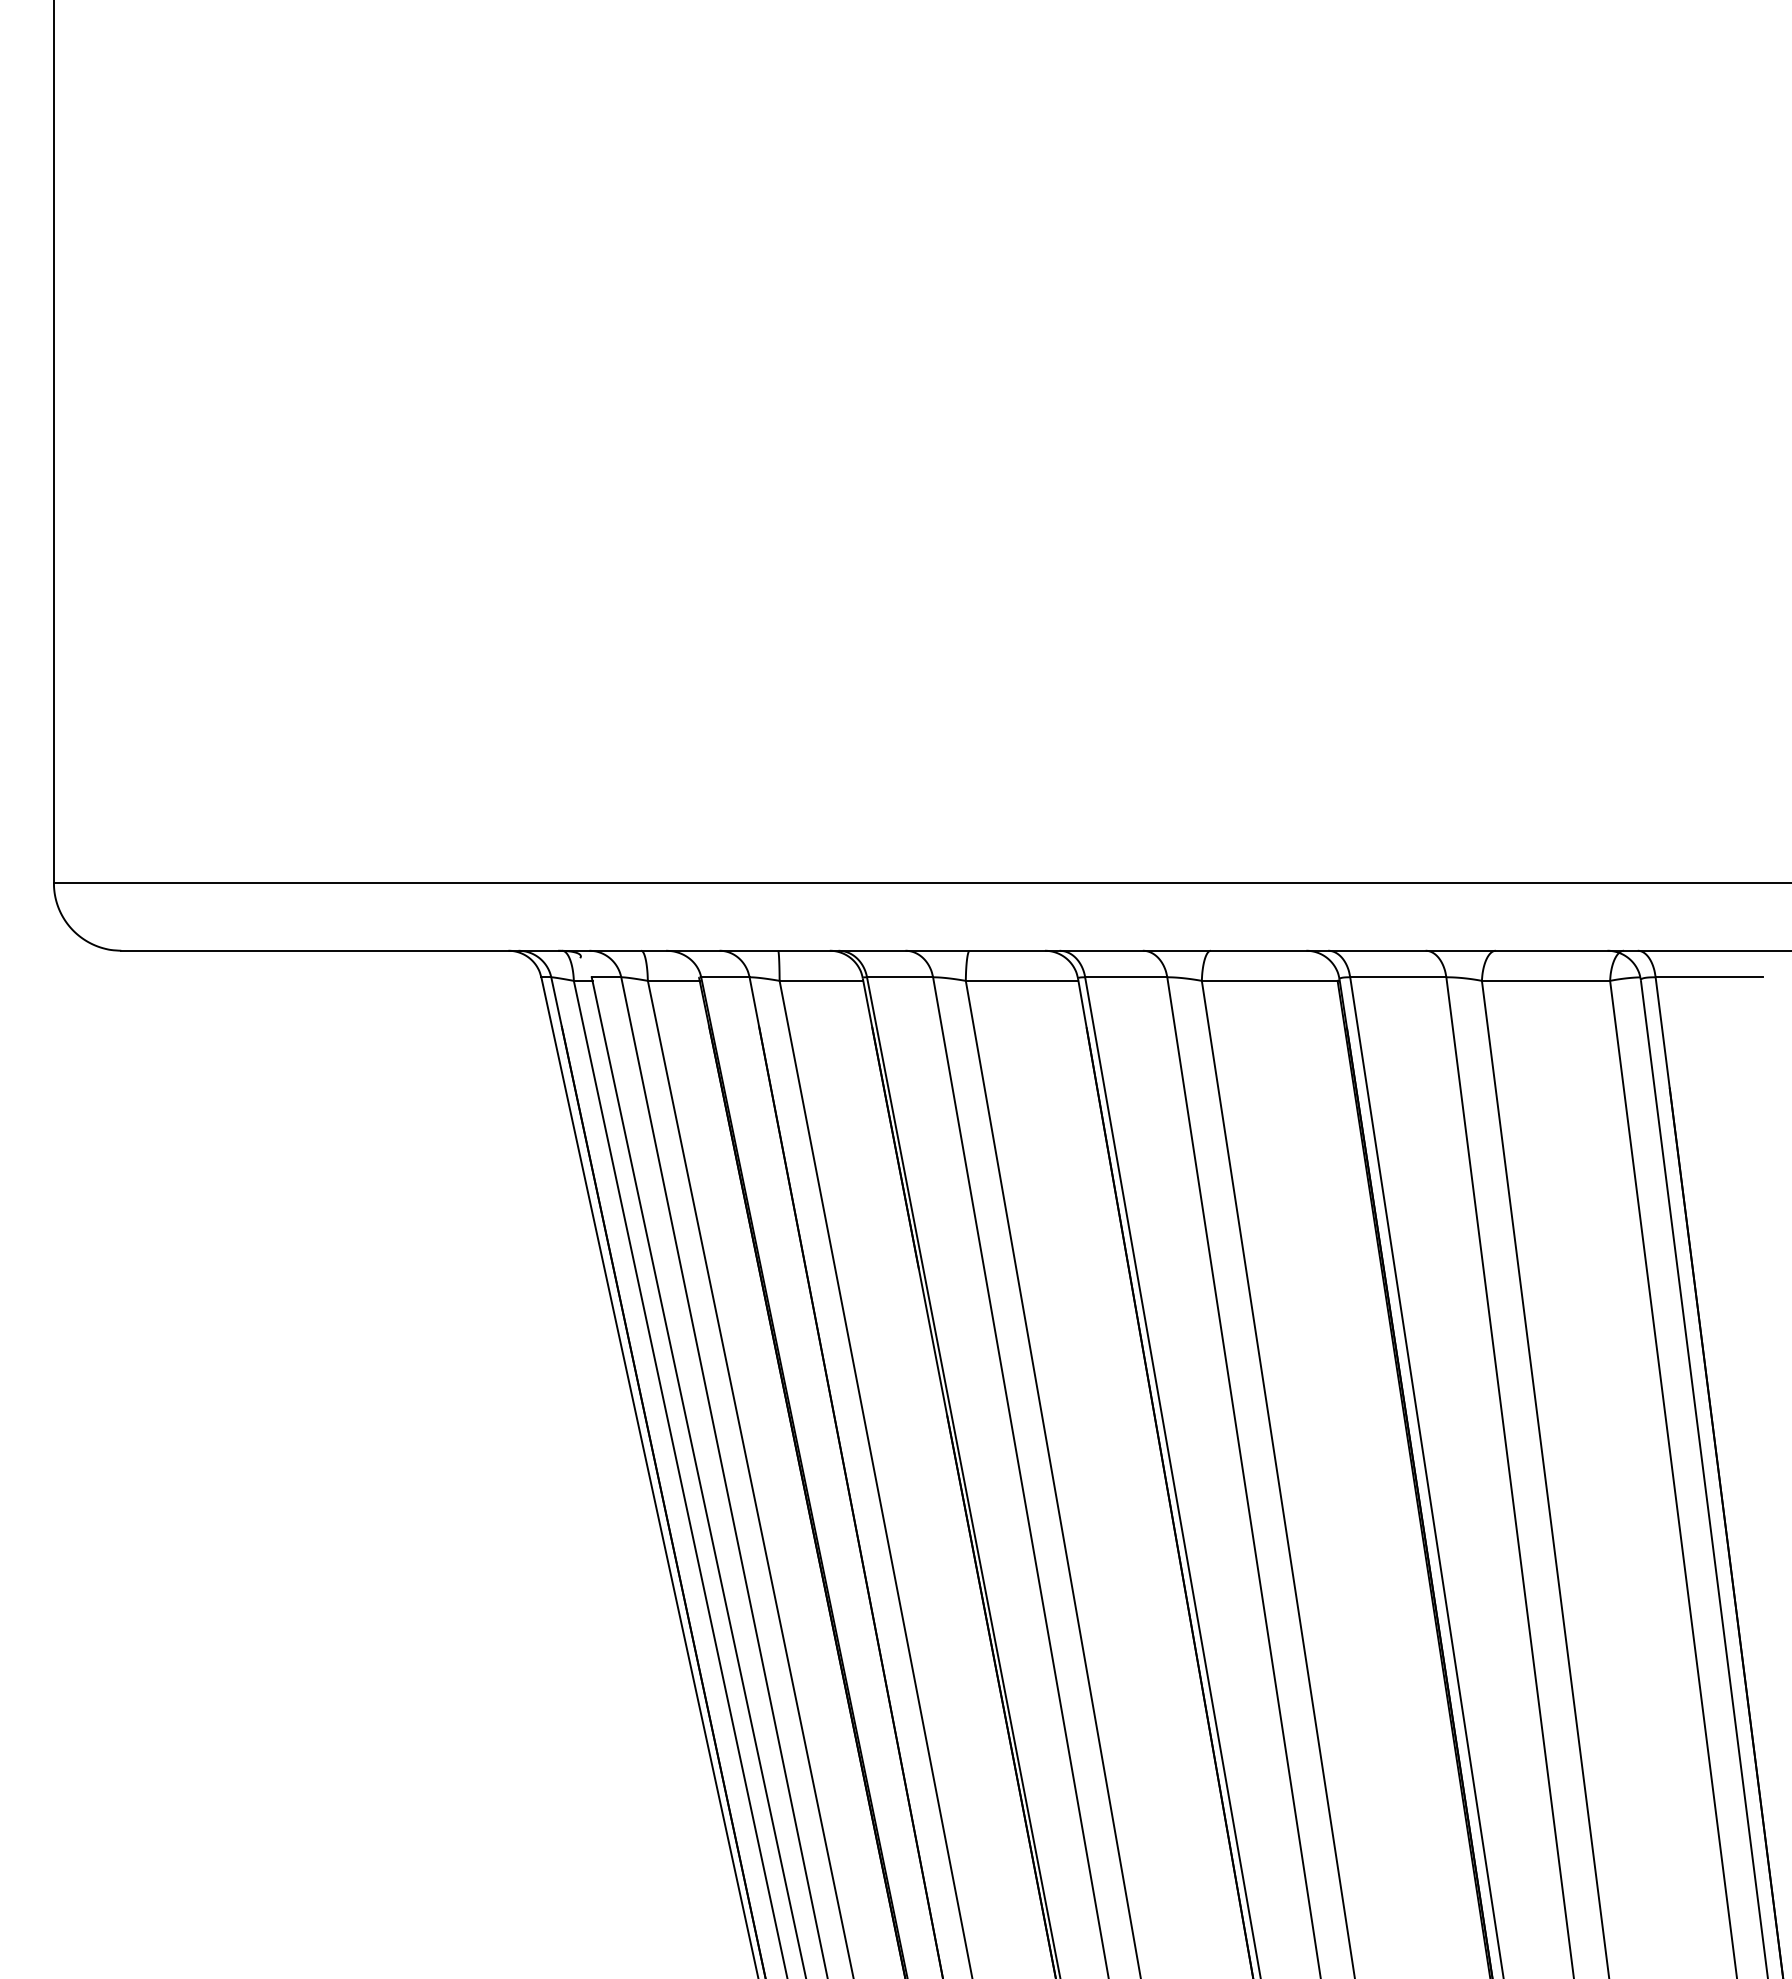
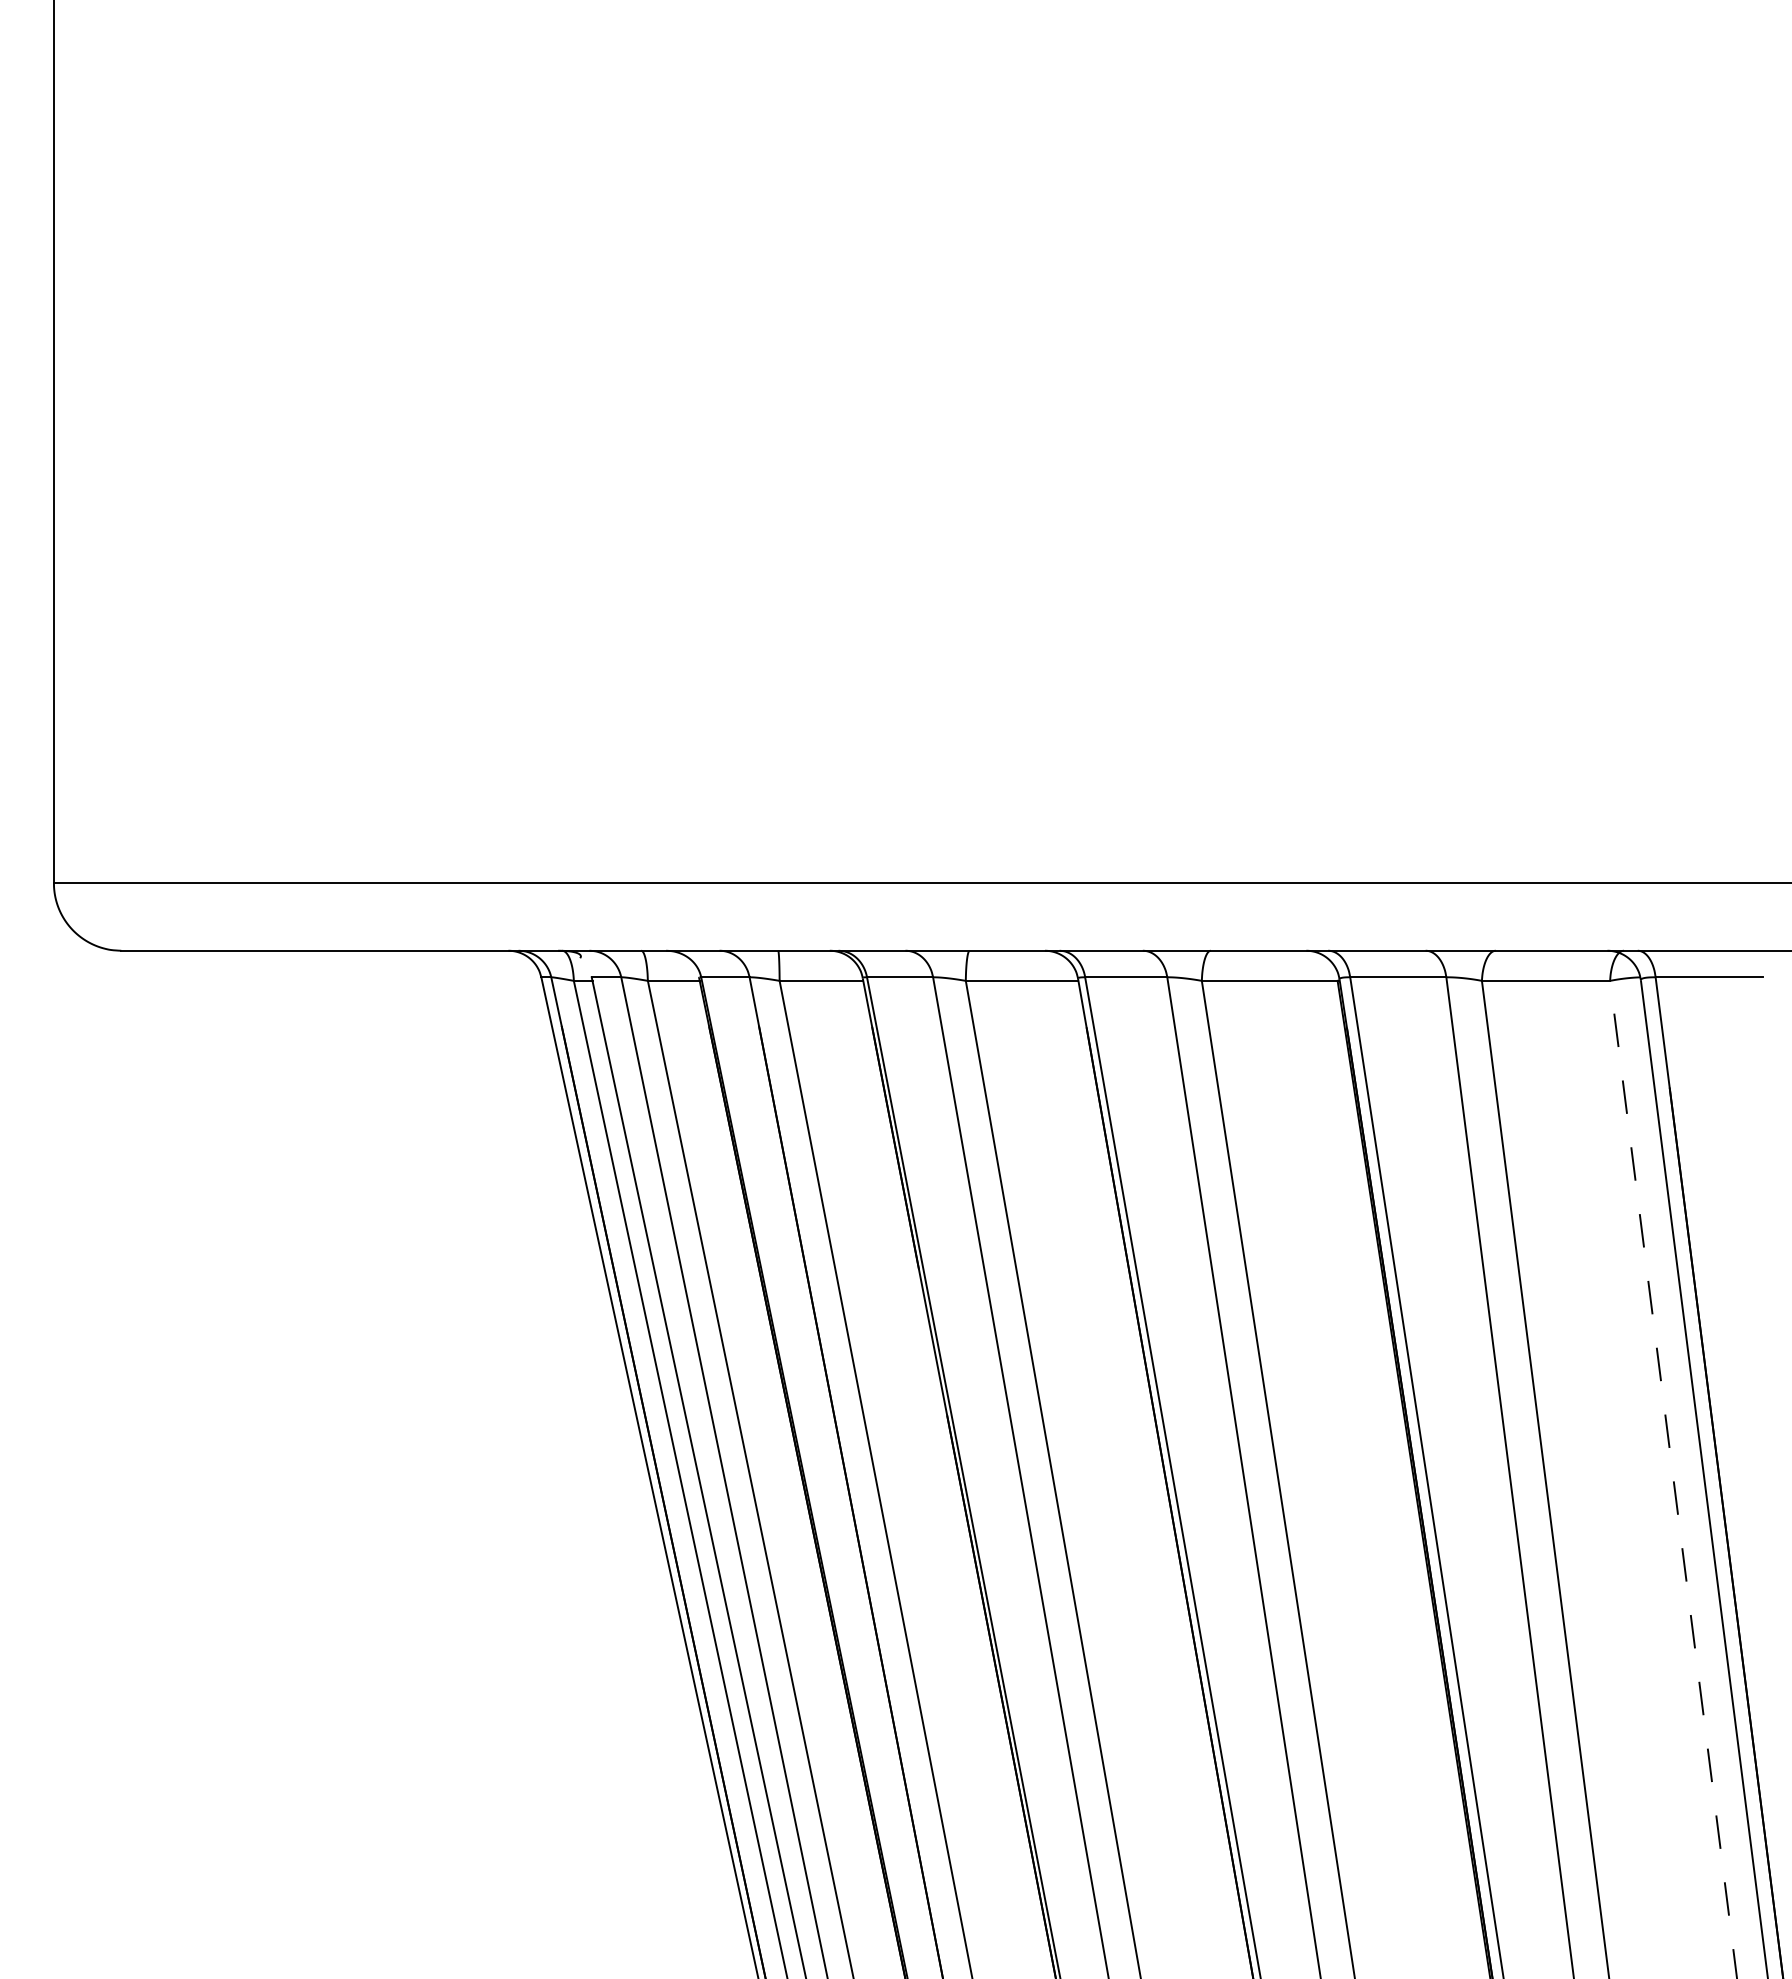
line: solid -> dashed (1673, 1479)
